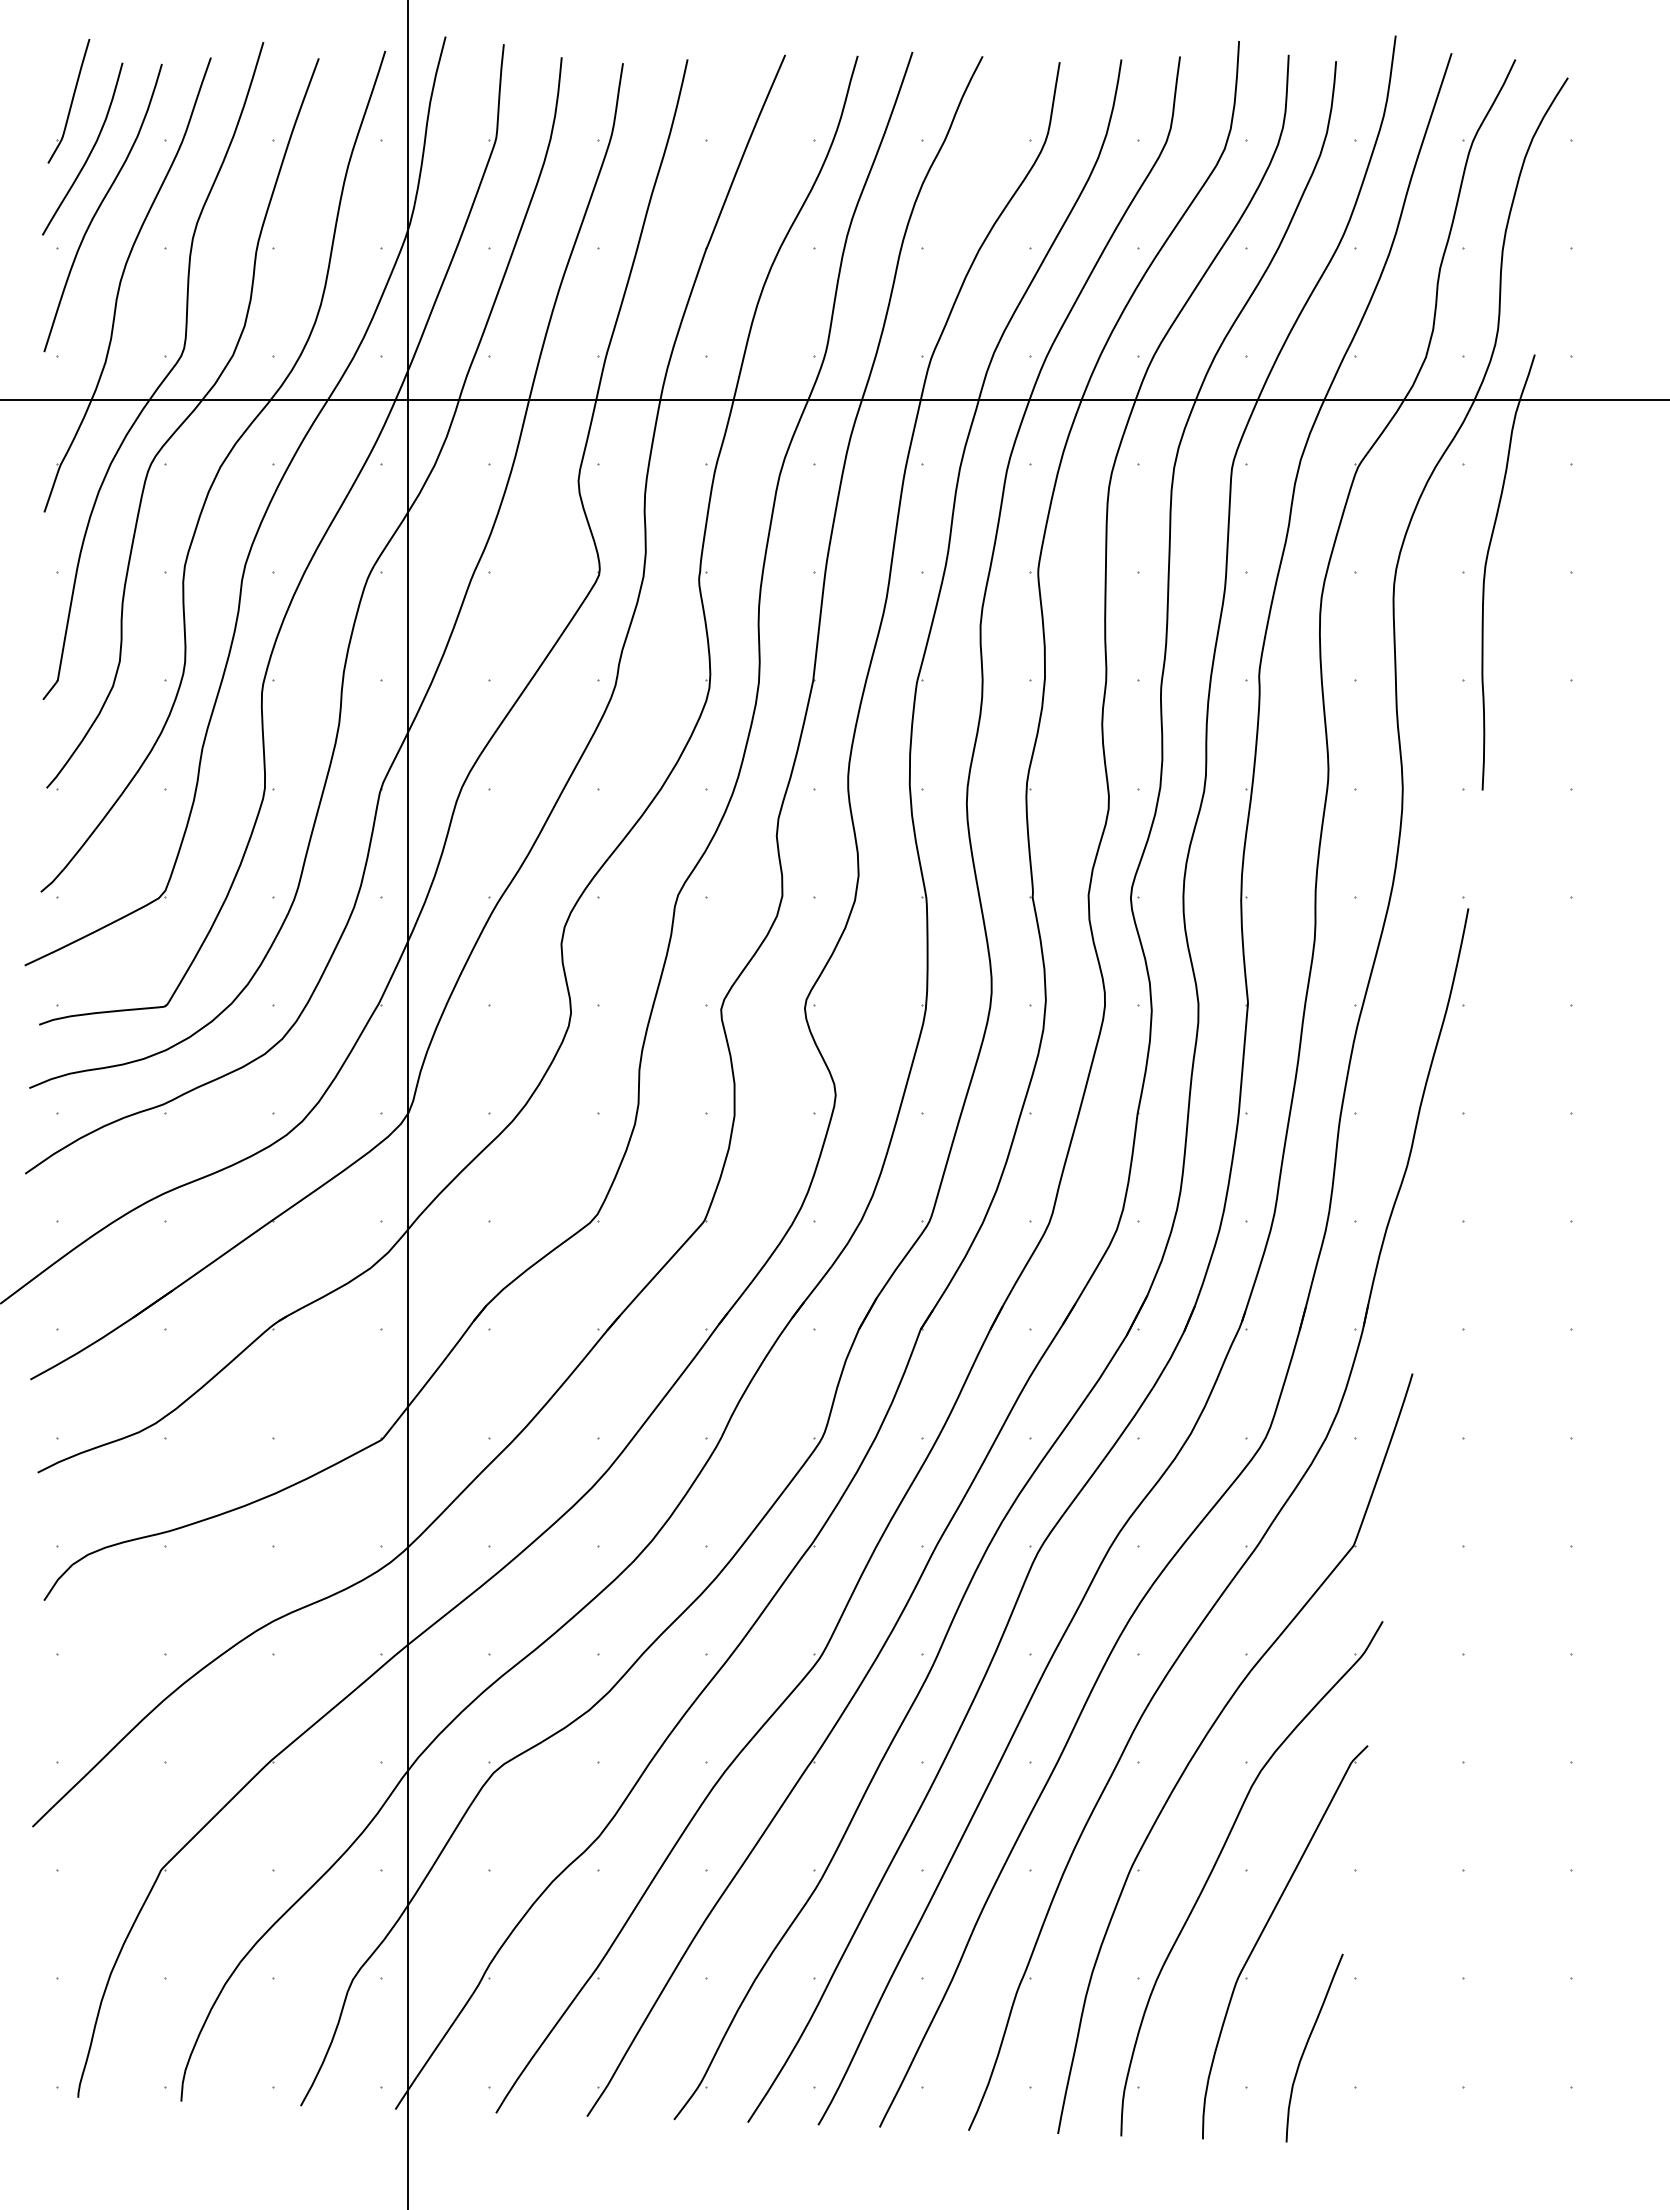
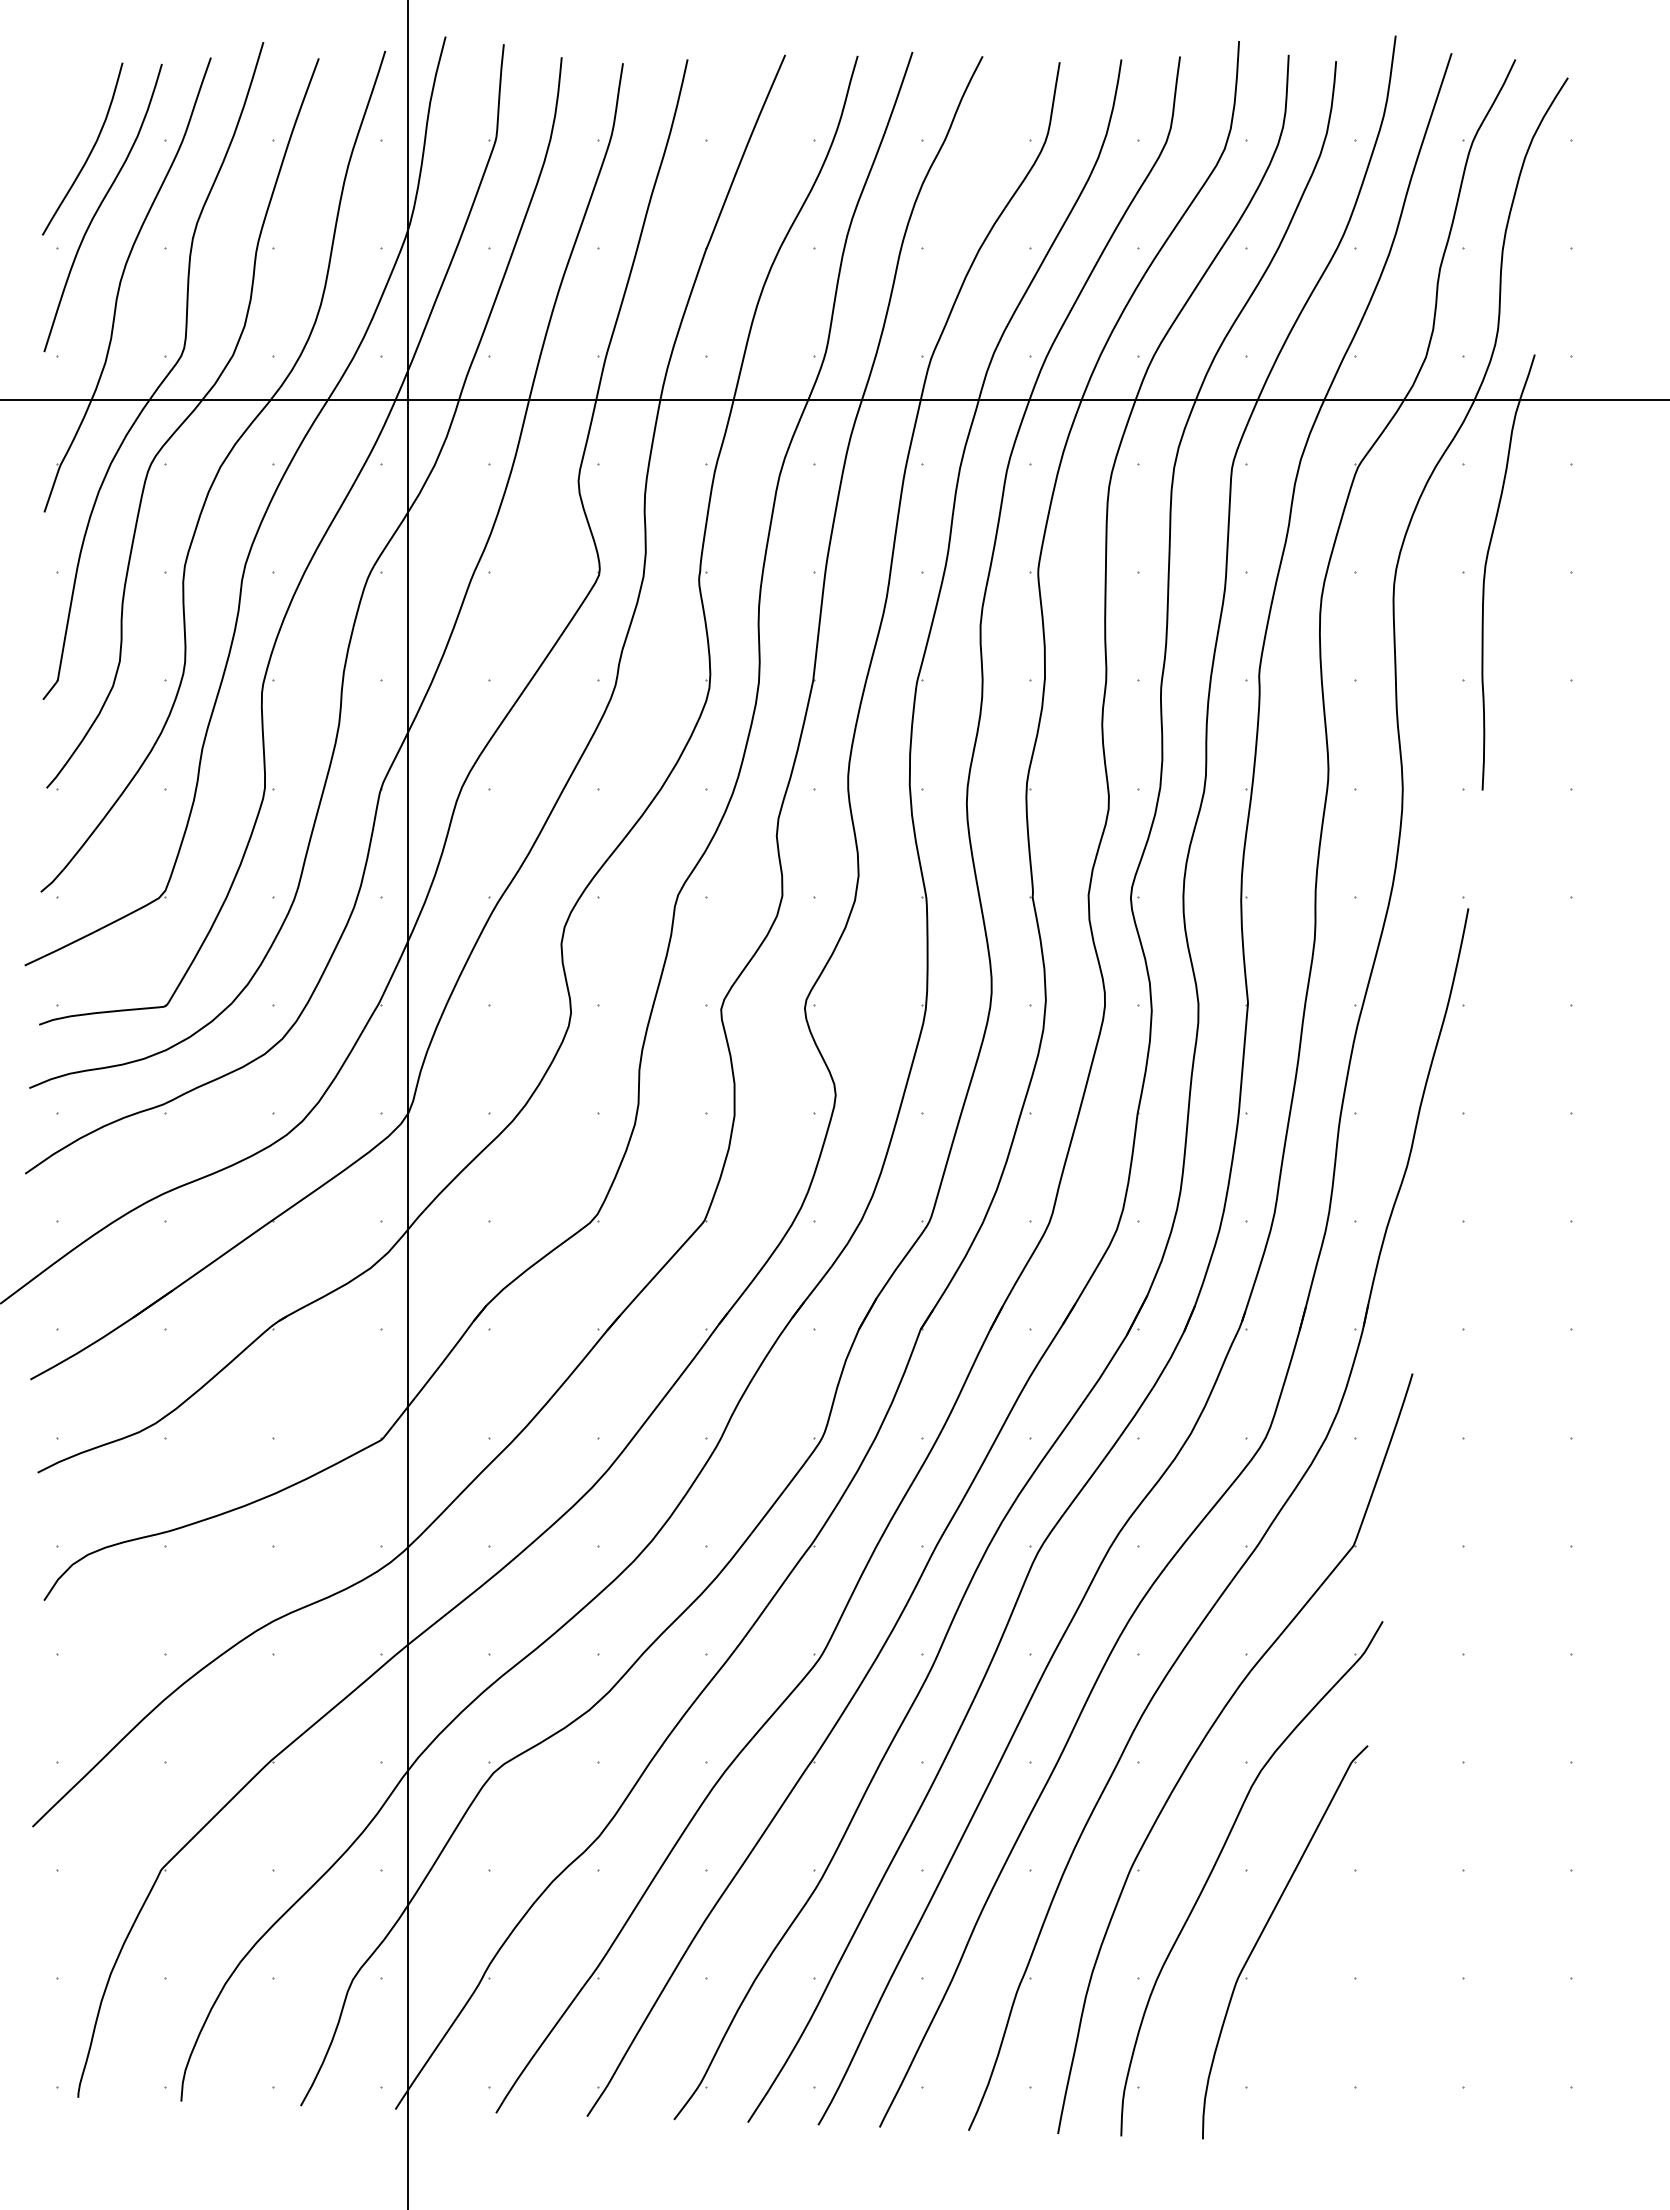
part: present -> none (68, 101)
curve: present -> none (1307, 2045)
